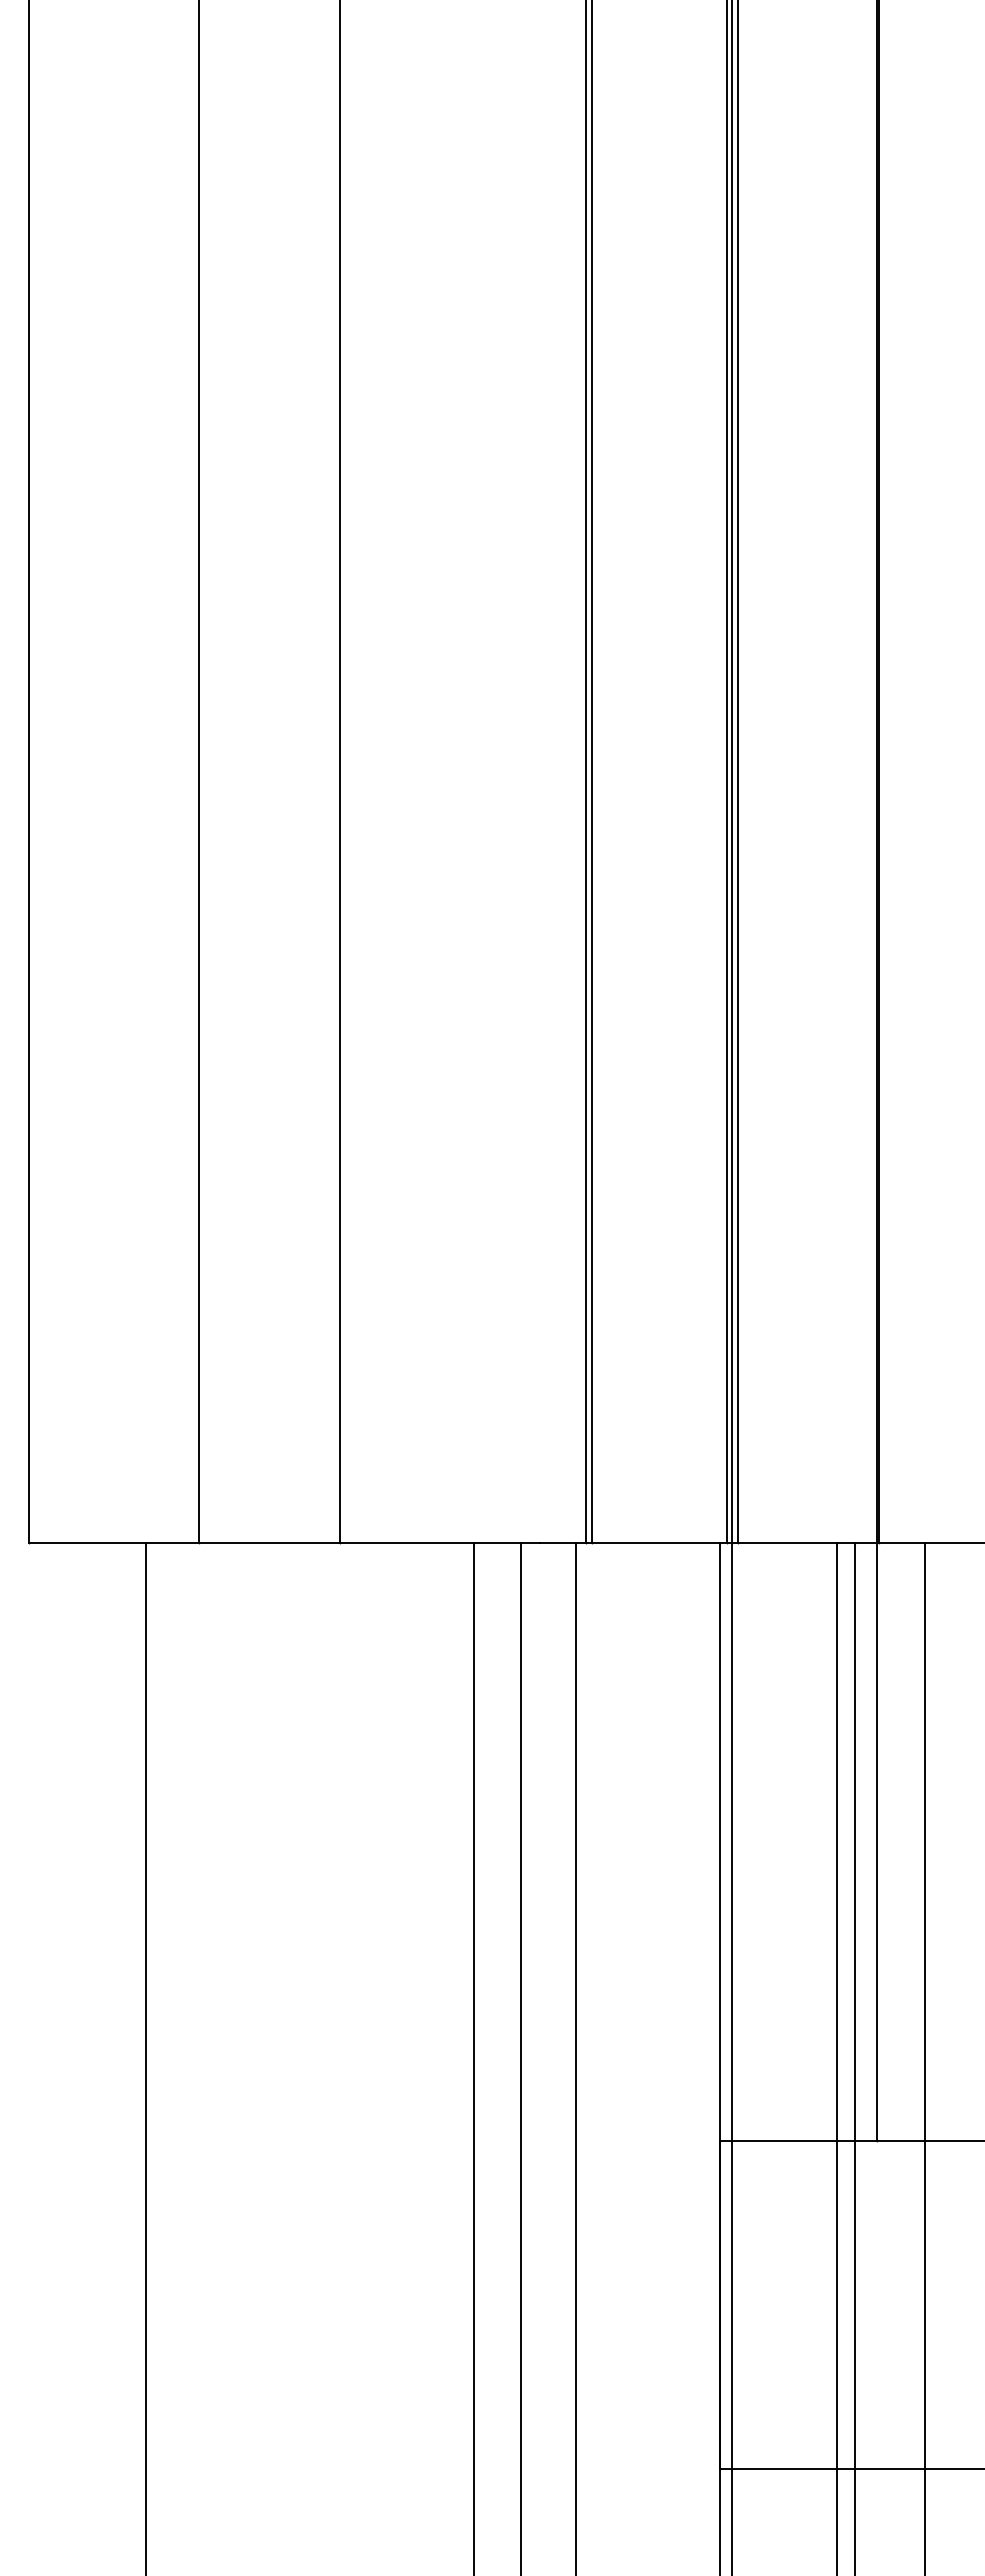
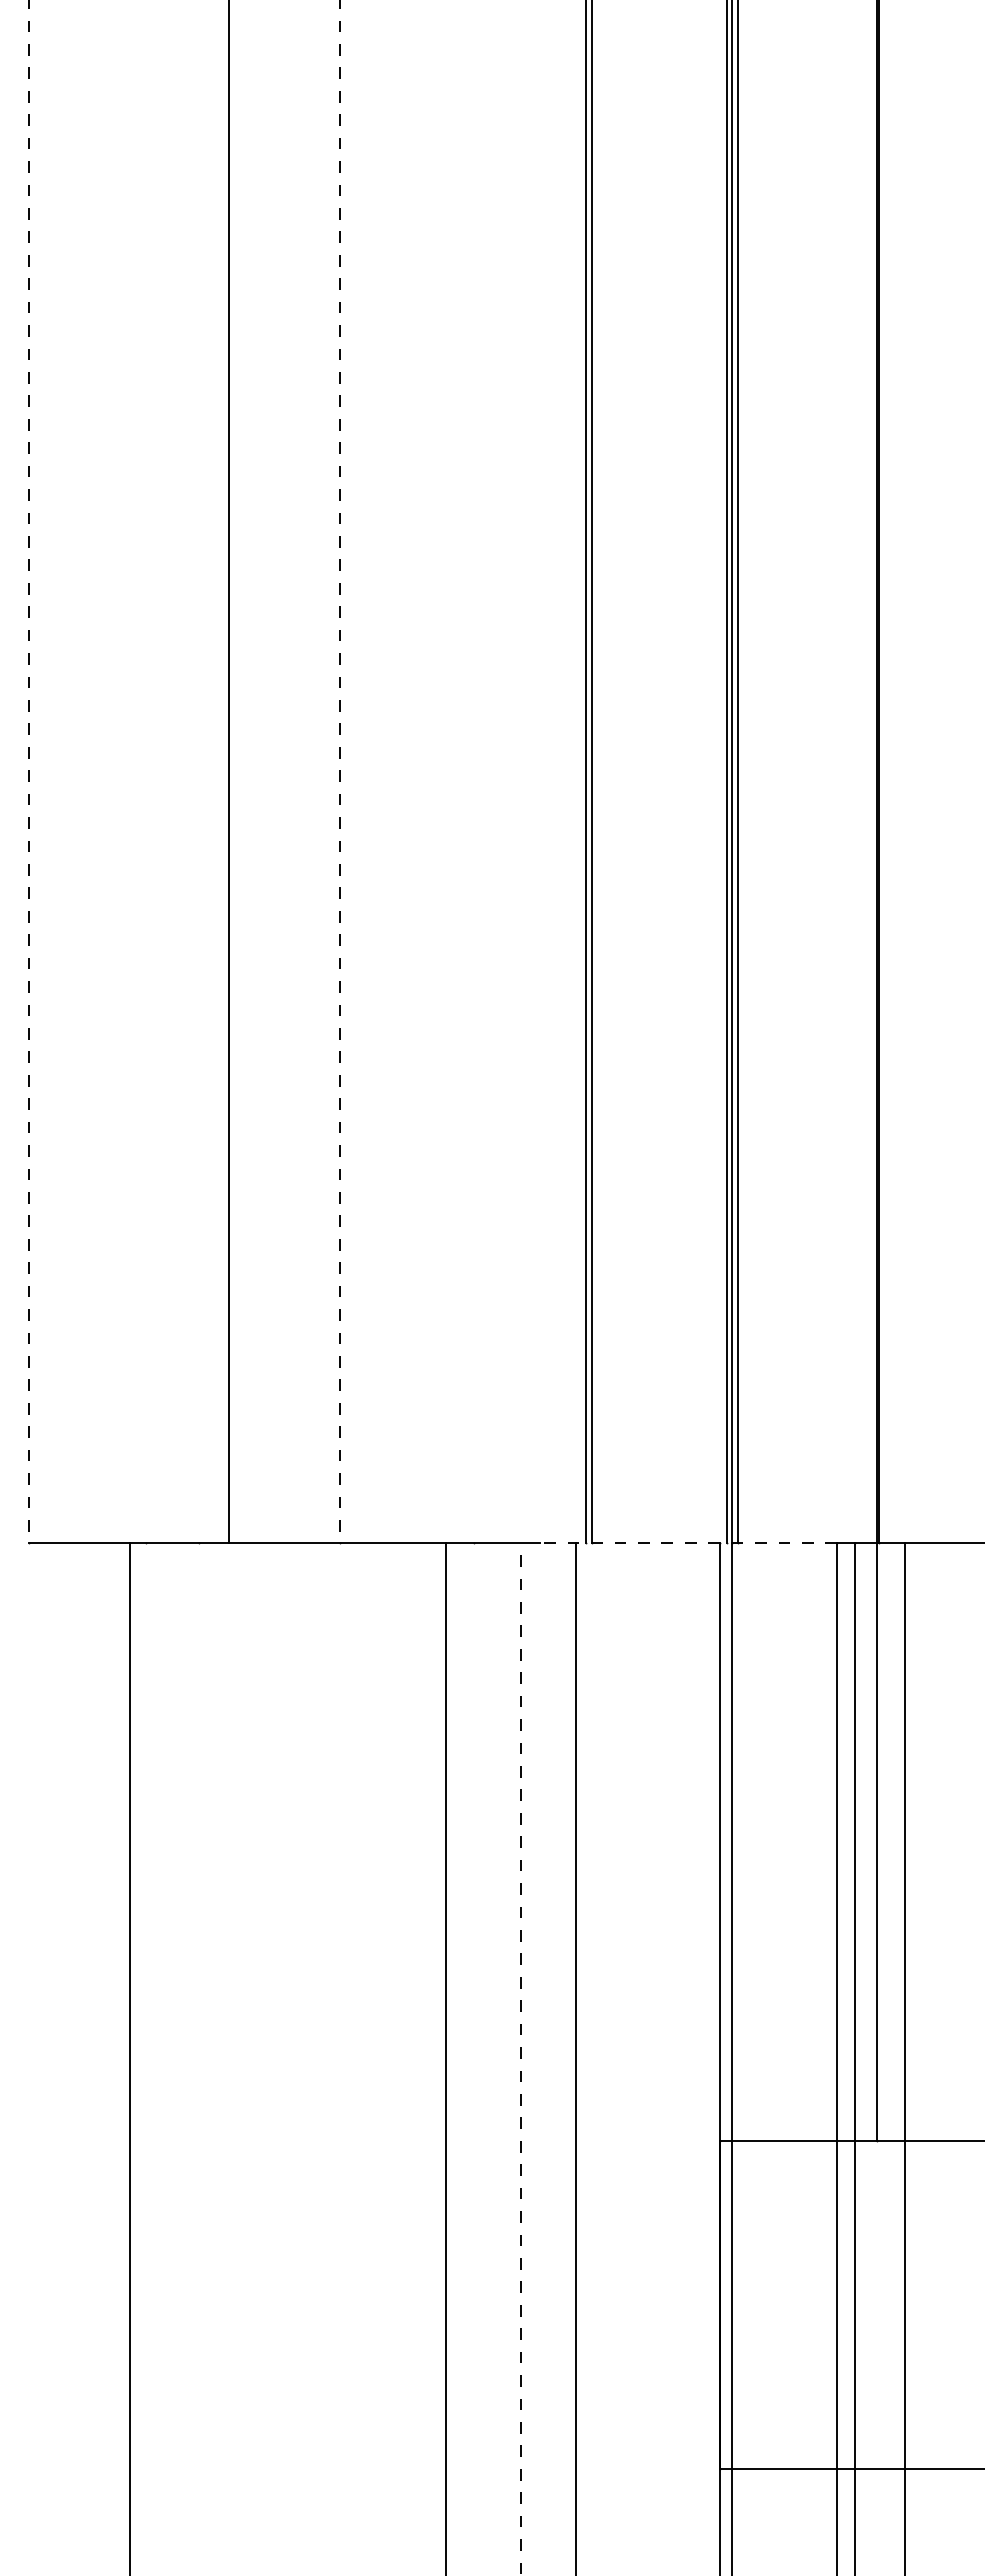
line: solid -> dashed (29, 772)
line position: (199, 772) -> (229, 772) (229, 772)
line: solid -> dashed (340, 772)
line: solid -> dashed (688, 1543)
line position: (146, 2057) -> (130, 2057) (130, 2057)
line position: (474, 2057) -> (446, 2057) (446, 2057)
line position: (925, 2057) -> (905, 2057) (905, 2057)
line: solid -> dashed (520, 2059)
